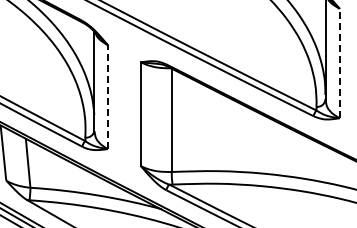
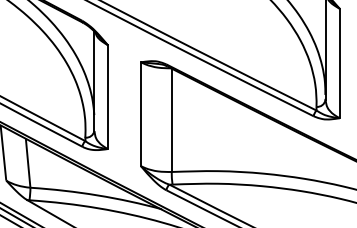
line: dashed -> solid (339, 63)
line: dashed -> solid (107, 97)
